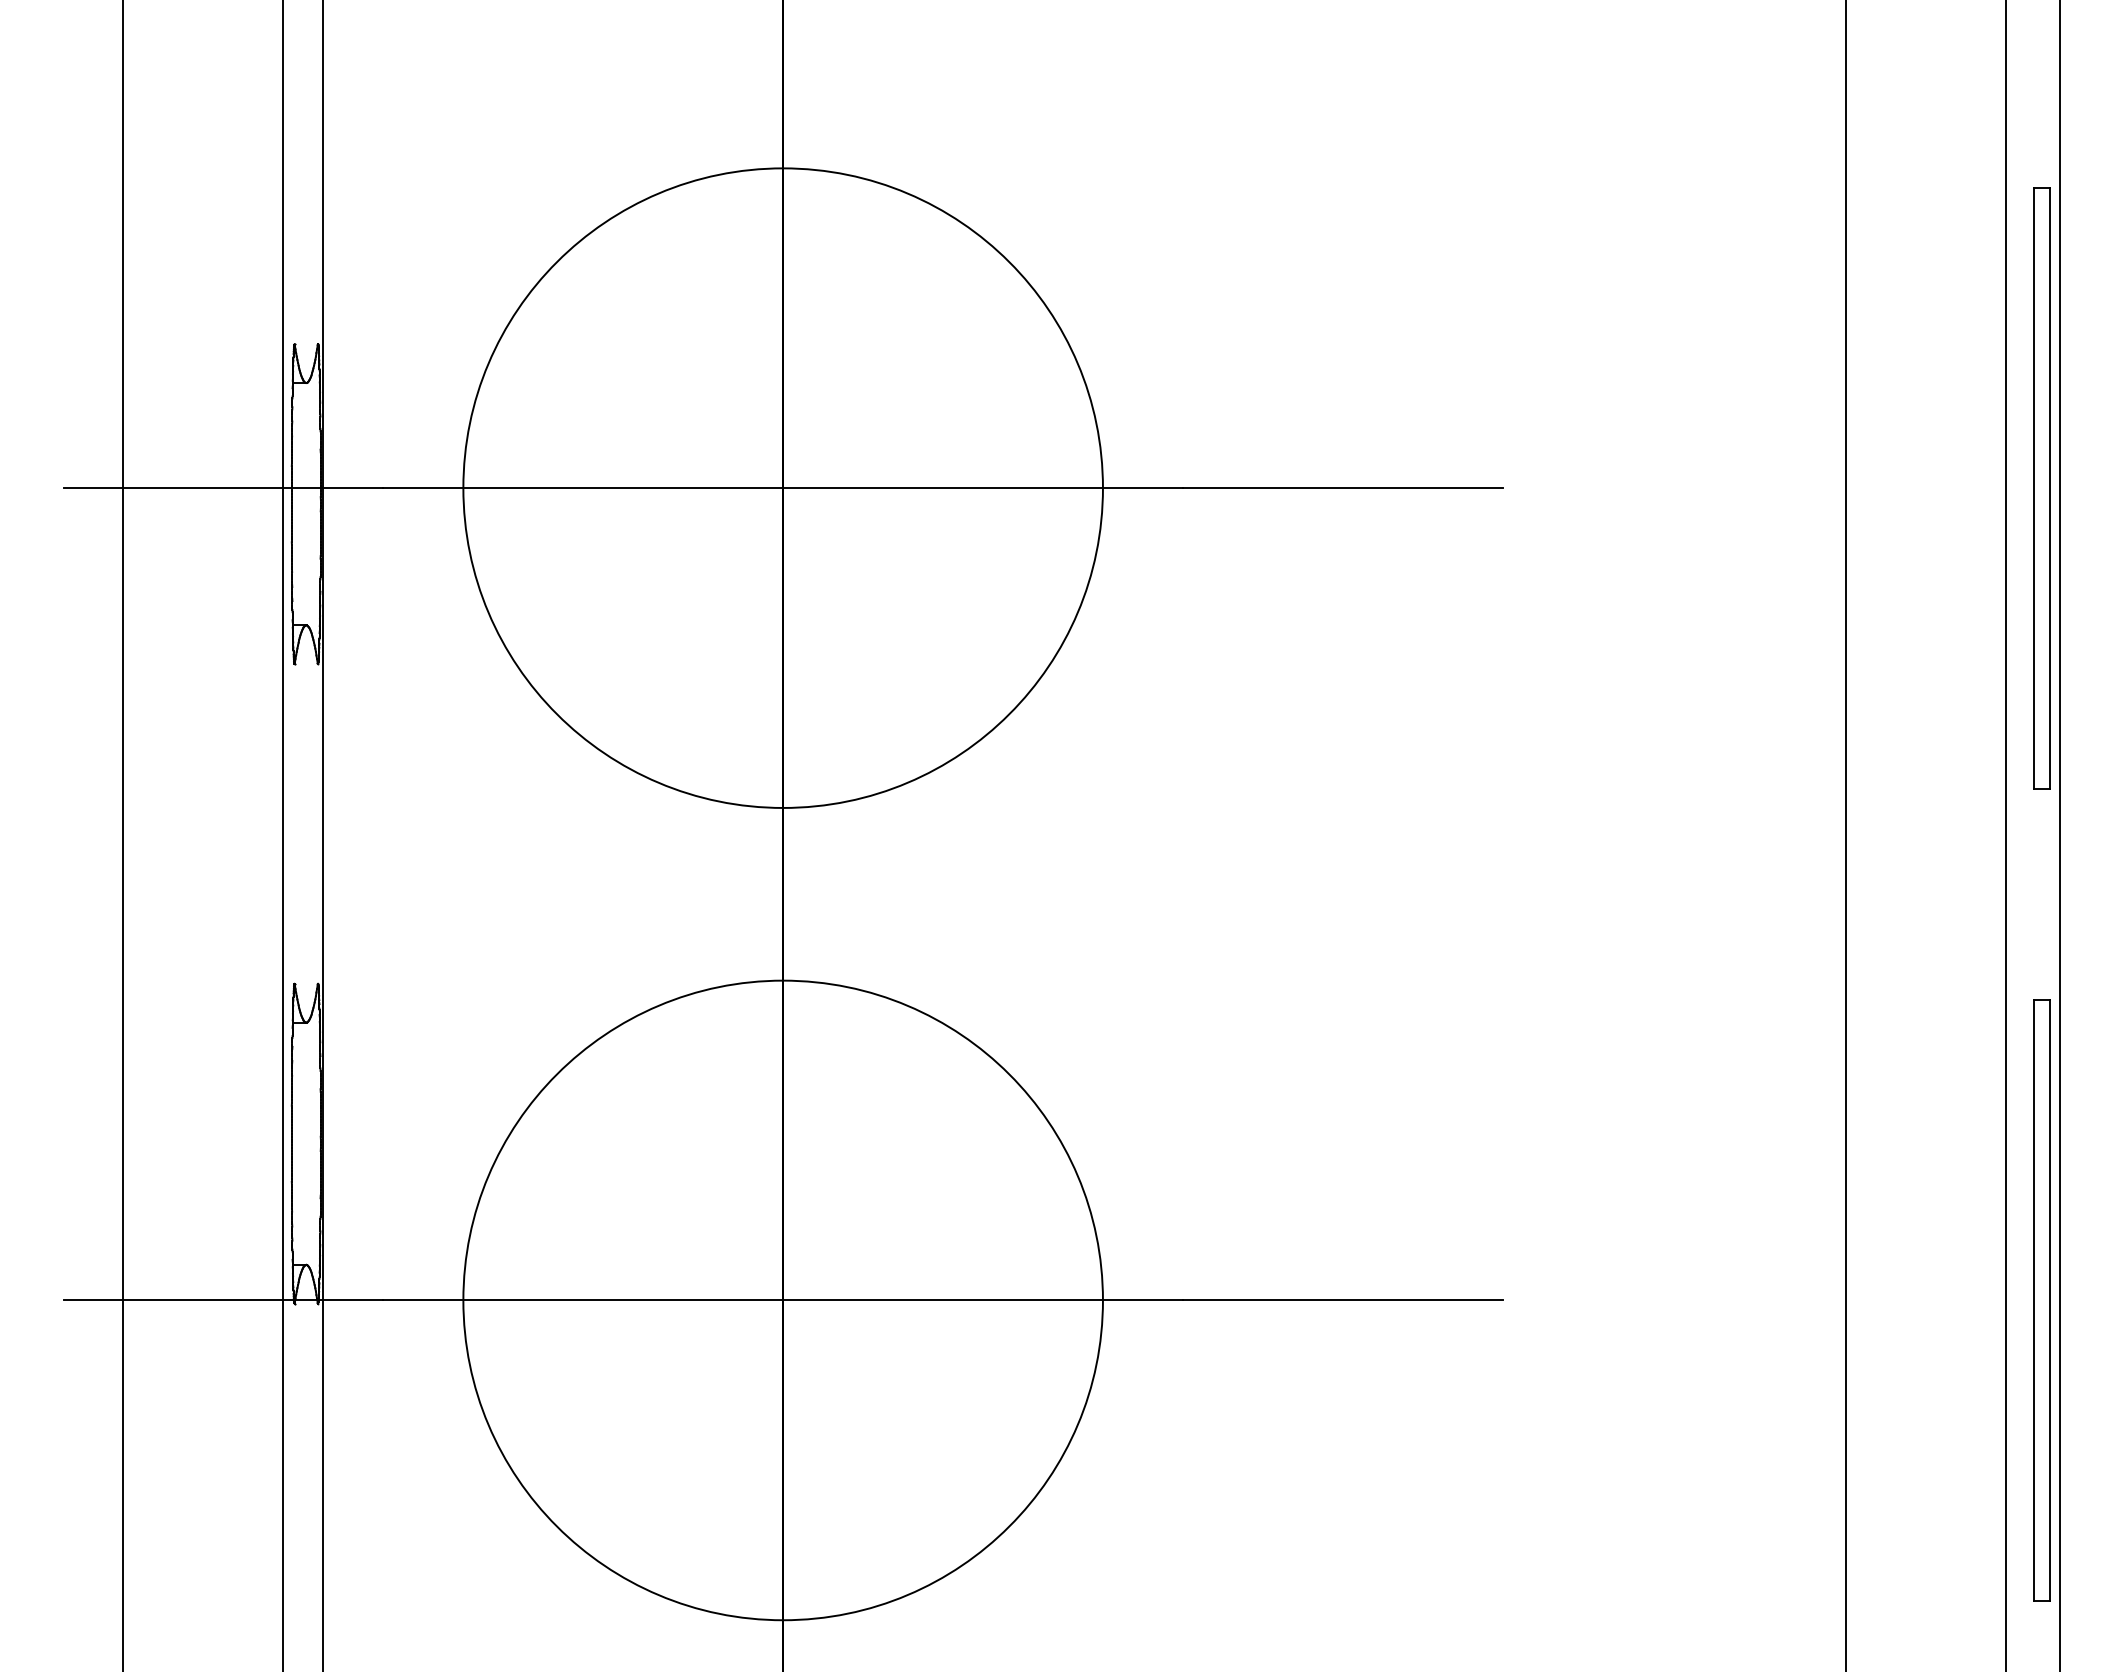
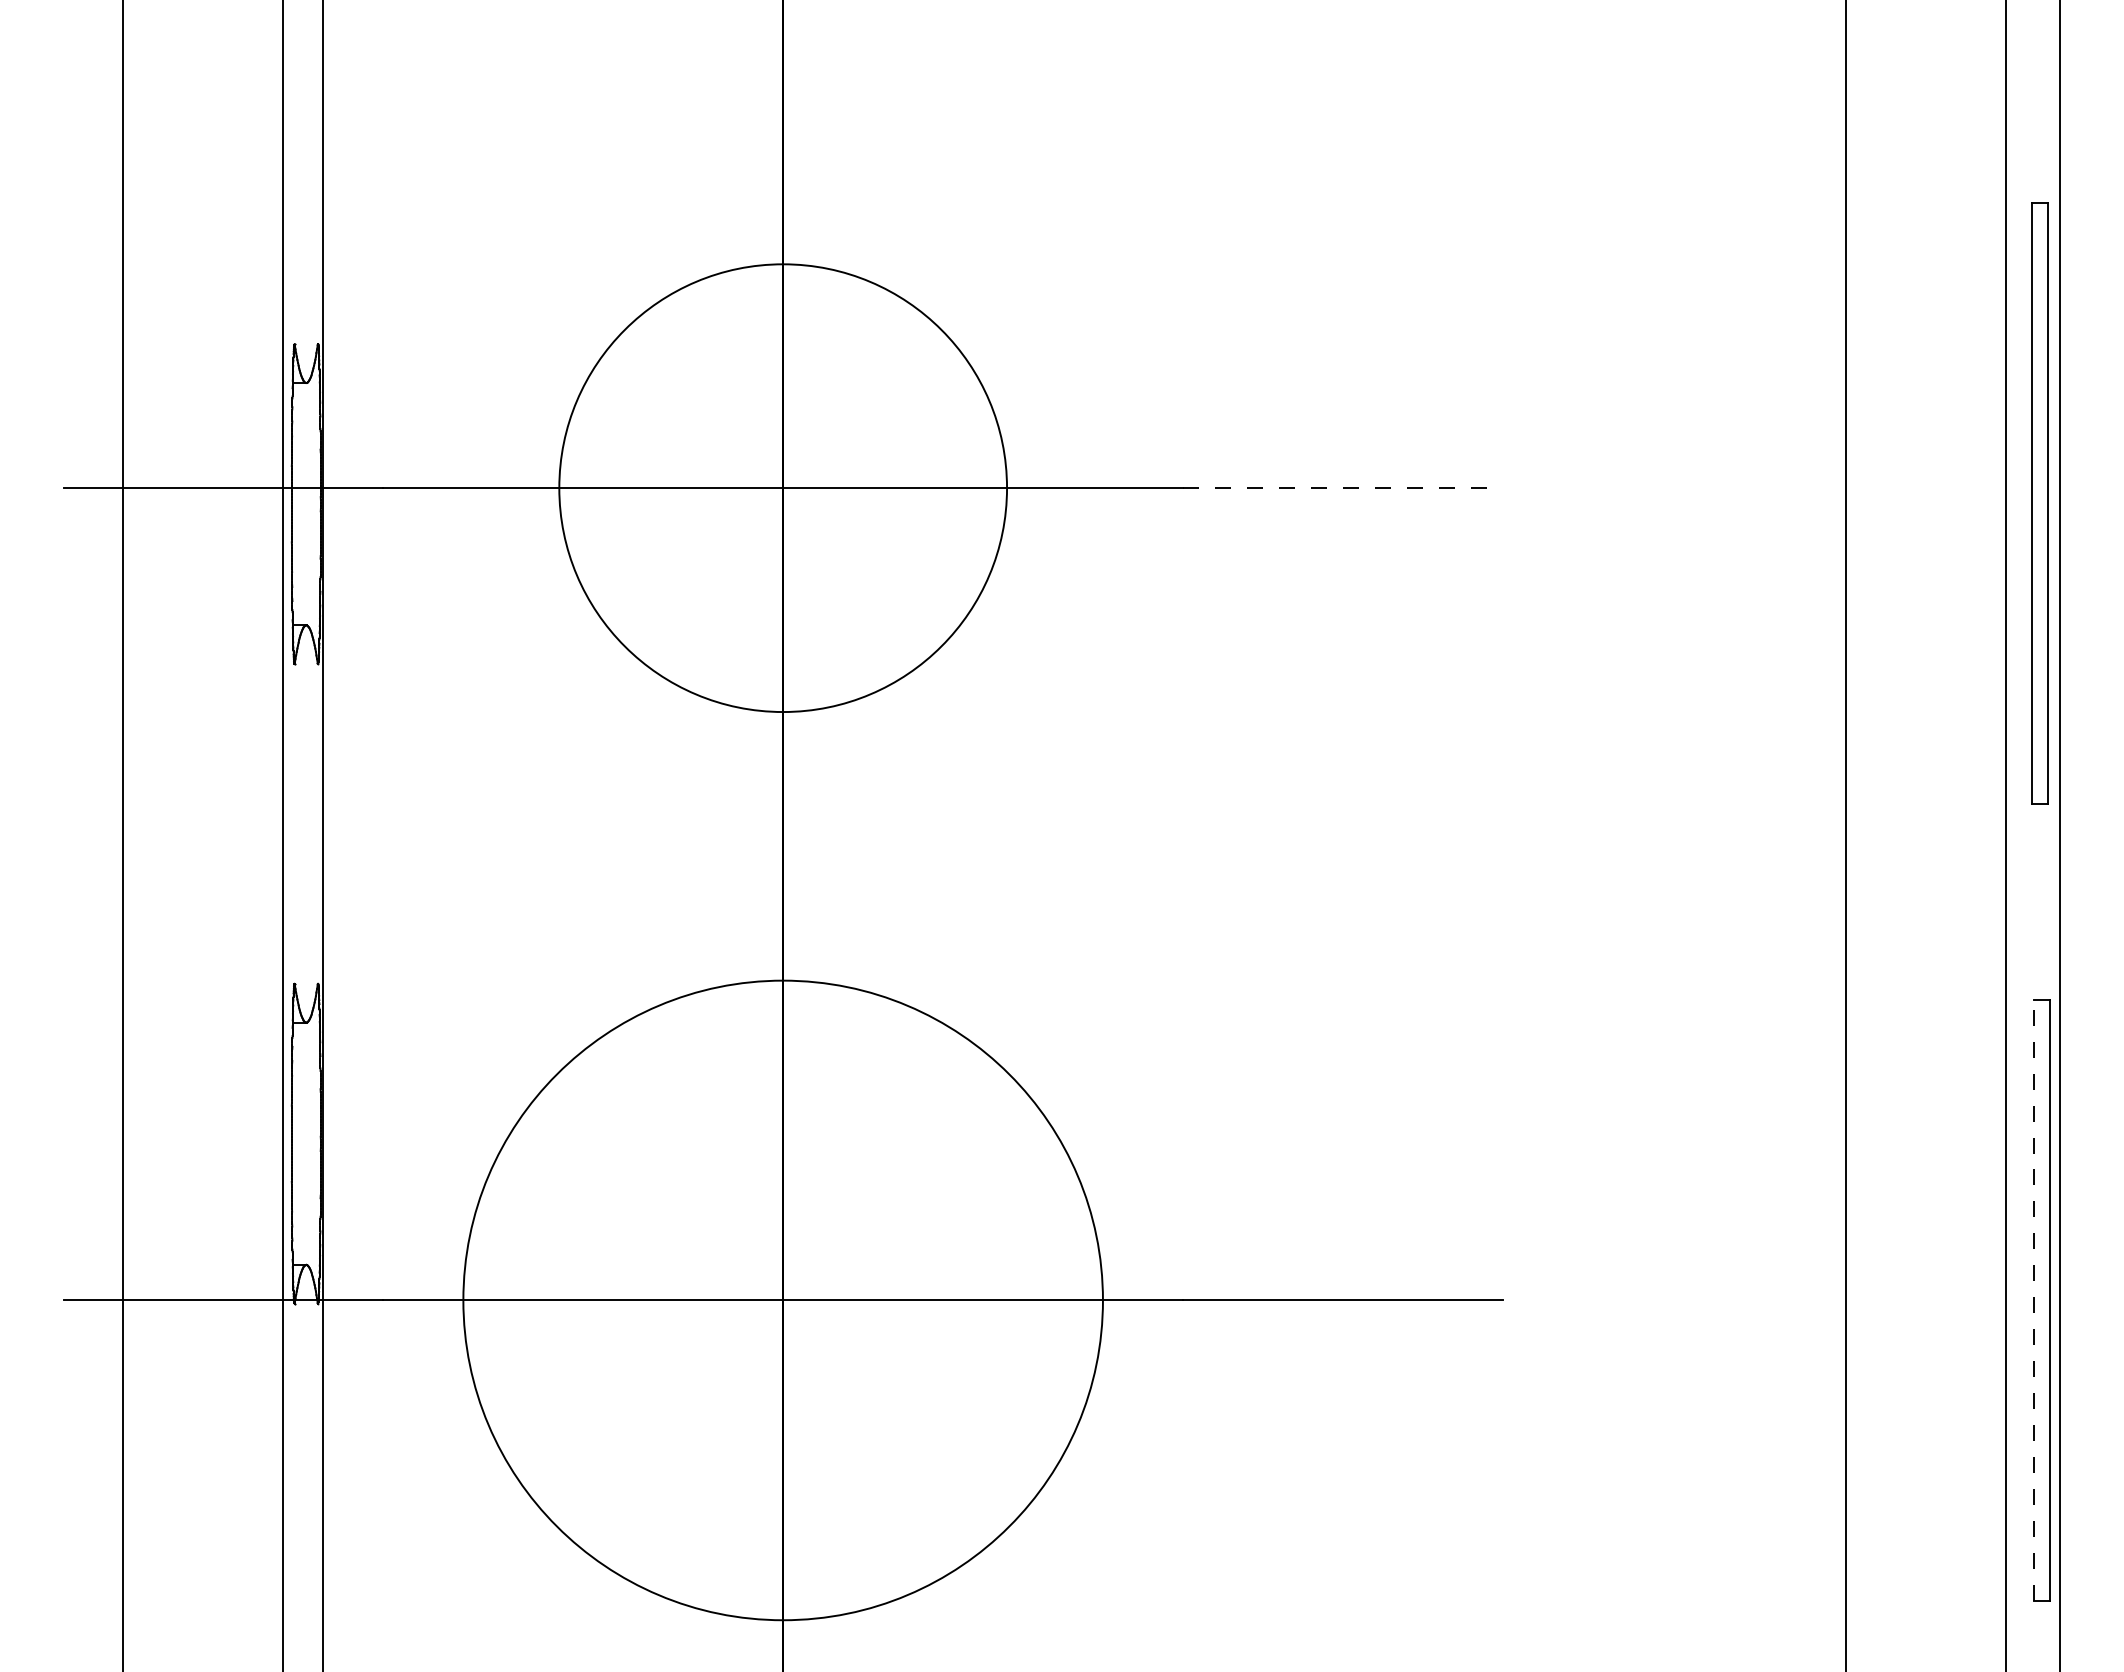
circle diameter: 640 px -> 448 px (783, 488)
line: solid -> dashed (1342, 488)
part position: (2041, 488) -> (2039, 503) (2039, 503)
line: solid -> dashed (2034, 1300)
